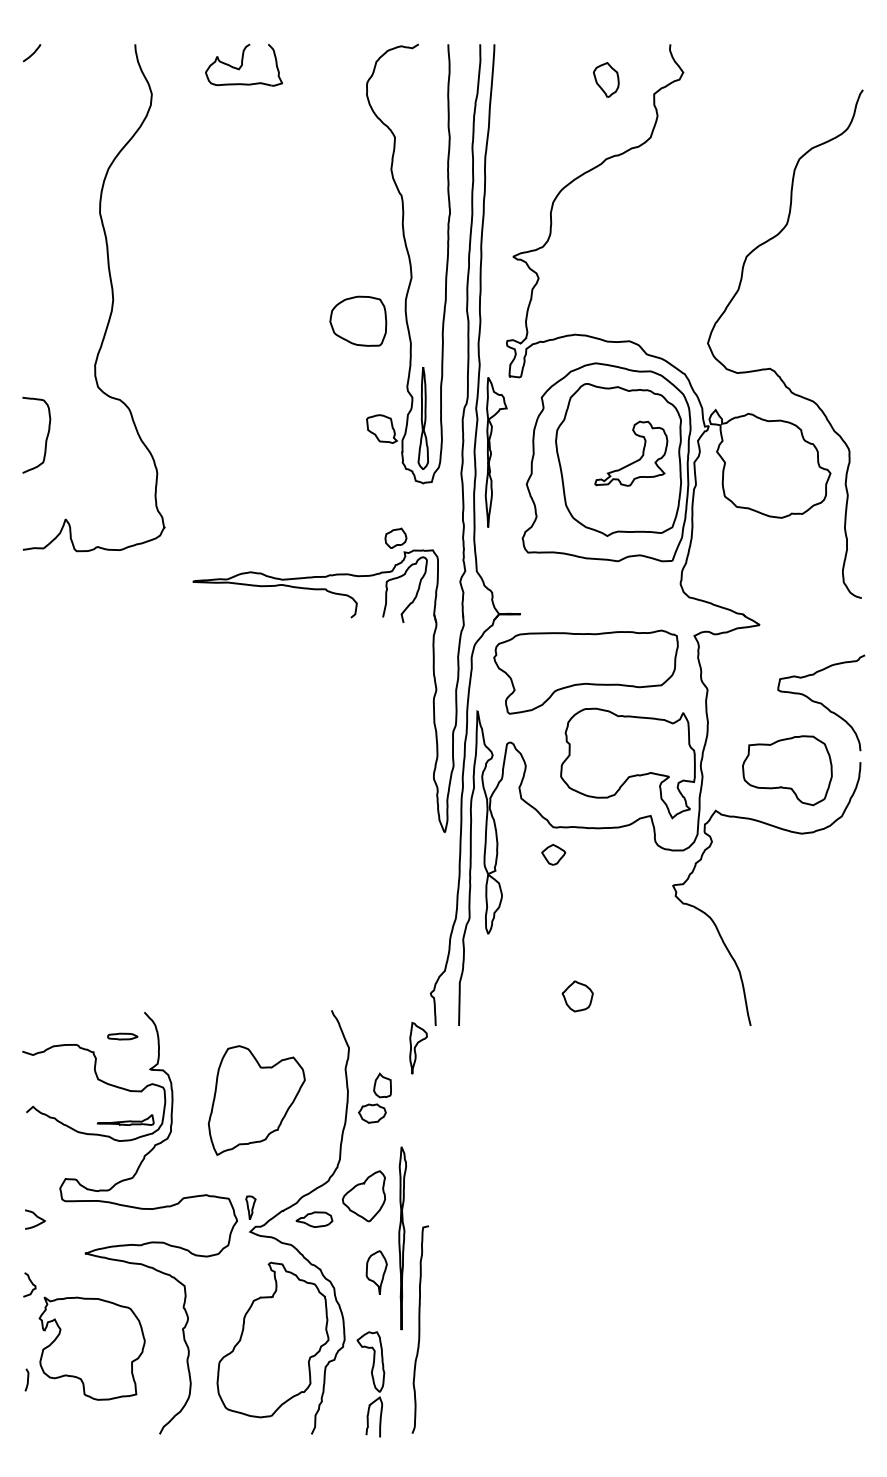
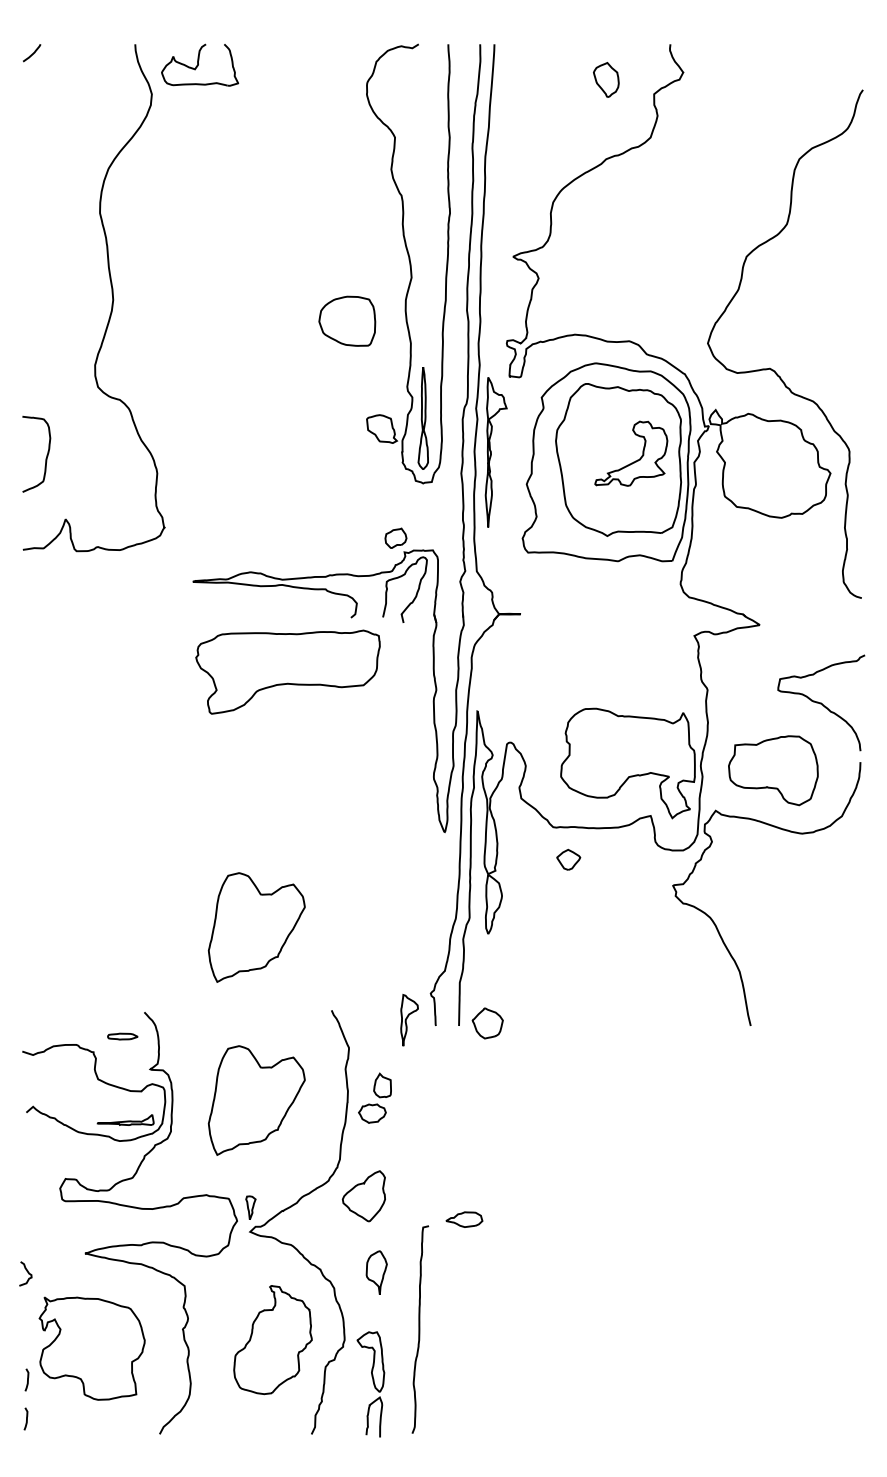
part position: (244, 64) -> (200, 64) (200, 64)
part position: (358, 320) -> (347, 320) (347, 320)
curve position: (46, 435) -> (46, 454) (46, 454)
part position: (585, 671) -> (287, 671) (287, 671)
part position: (787, 770) -> (773, 770) (773, 770)
part position: (553, 854) -> (568, 859) (568, 859)
part: none -> present (256, 927)
part position: (577, 996) -> (487, 1023) (487, 1023)
part position: (418, 1048) -> (409, 1020) (409, 1020)
curve: present -> none (36, 1217)
part position: (314, 1219) -> (464, 1219) (464, 1219)
part: present -> none (402, 1238)
curve position: (30, 1282) -> (26, 1271) (26, 1271)
part size: 114x158 px -> 80x111 px (272, 1340)
curve: none -> present (26, 1418)
